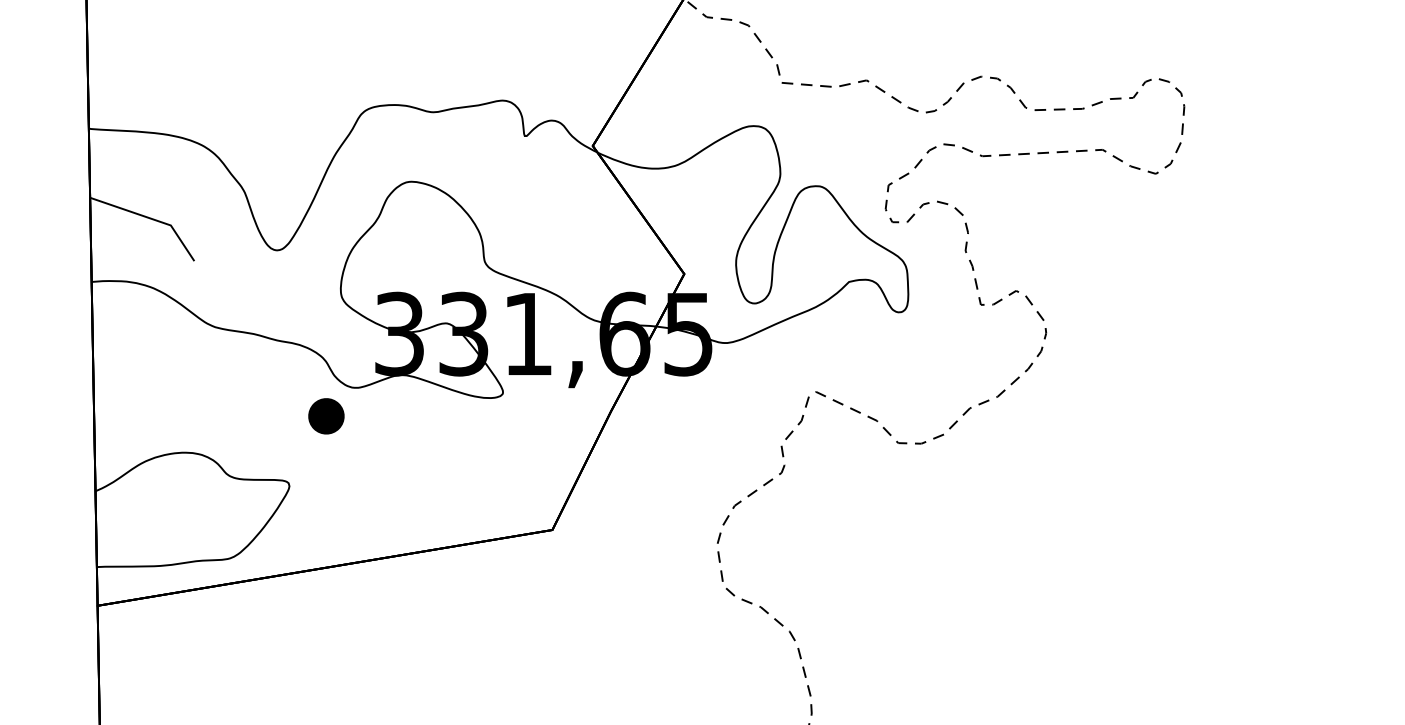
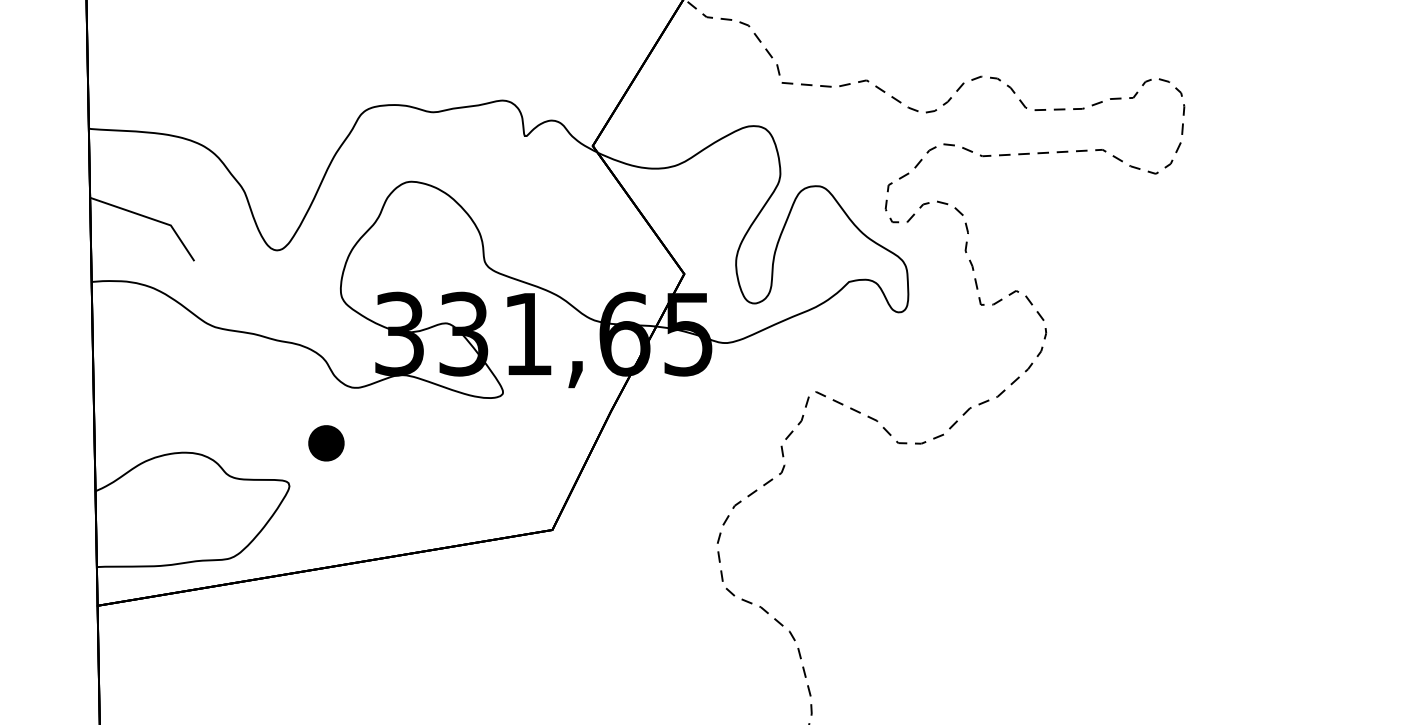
part position: (326, 416) -> (326, 443) (326, 443)
